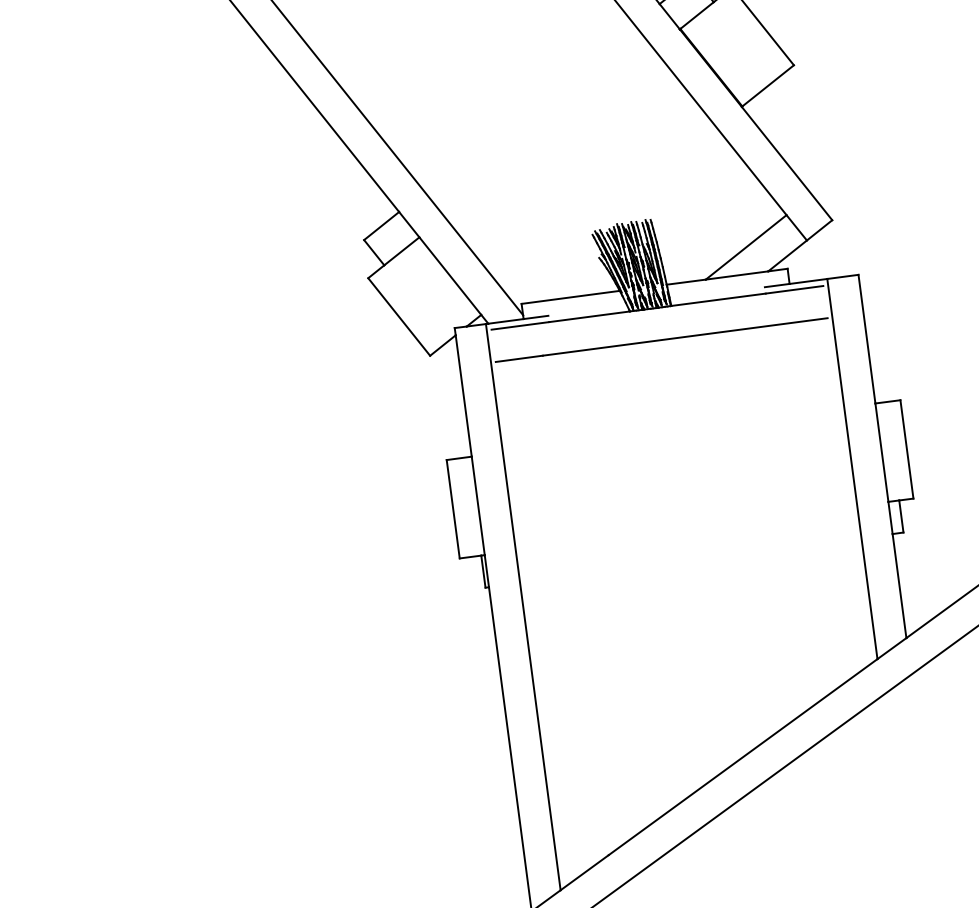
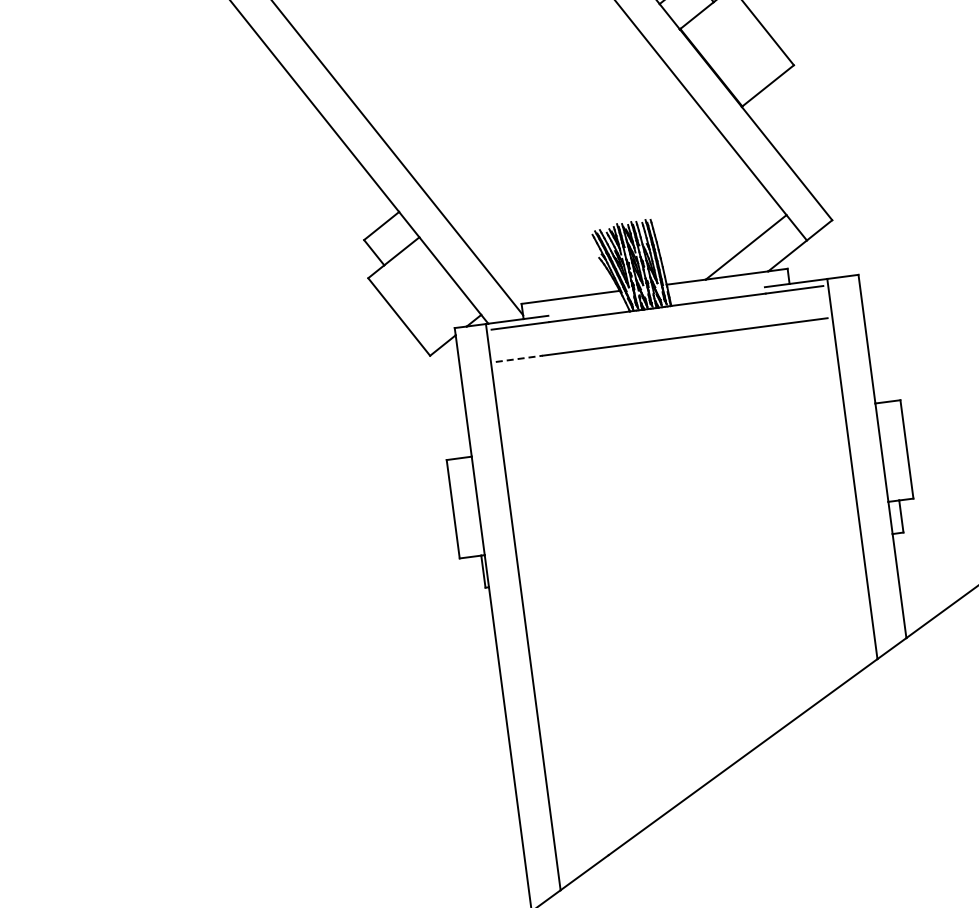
line: solid -> dashed (519, 358)
line: present -> none (785, 765)
